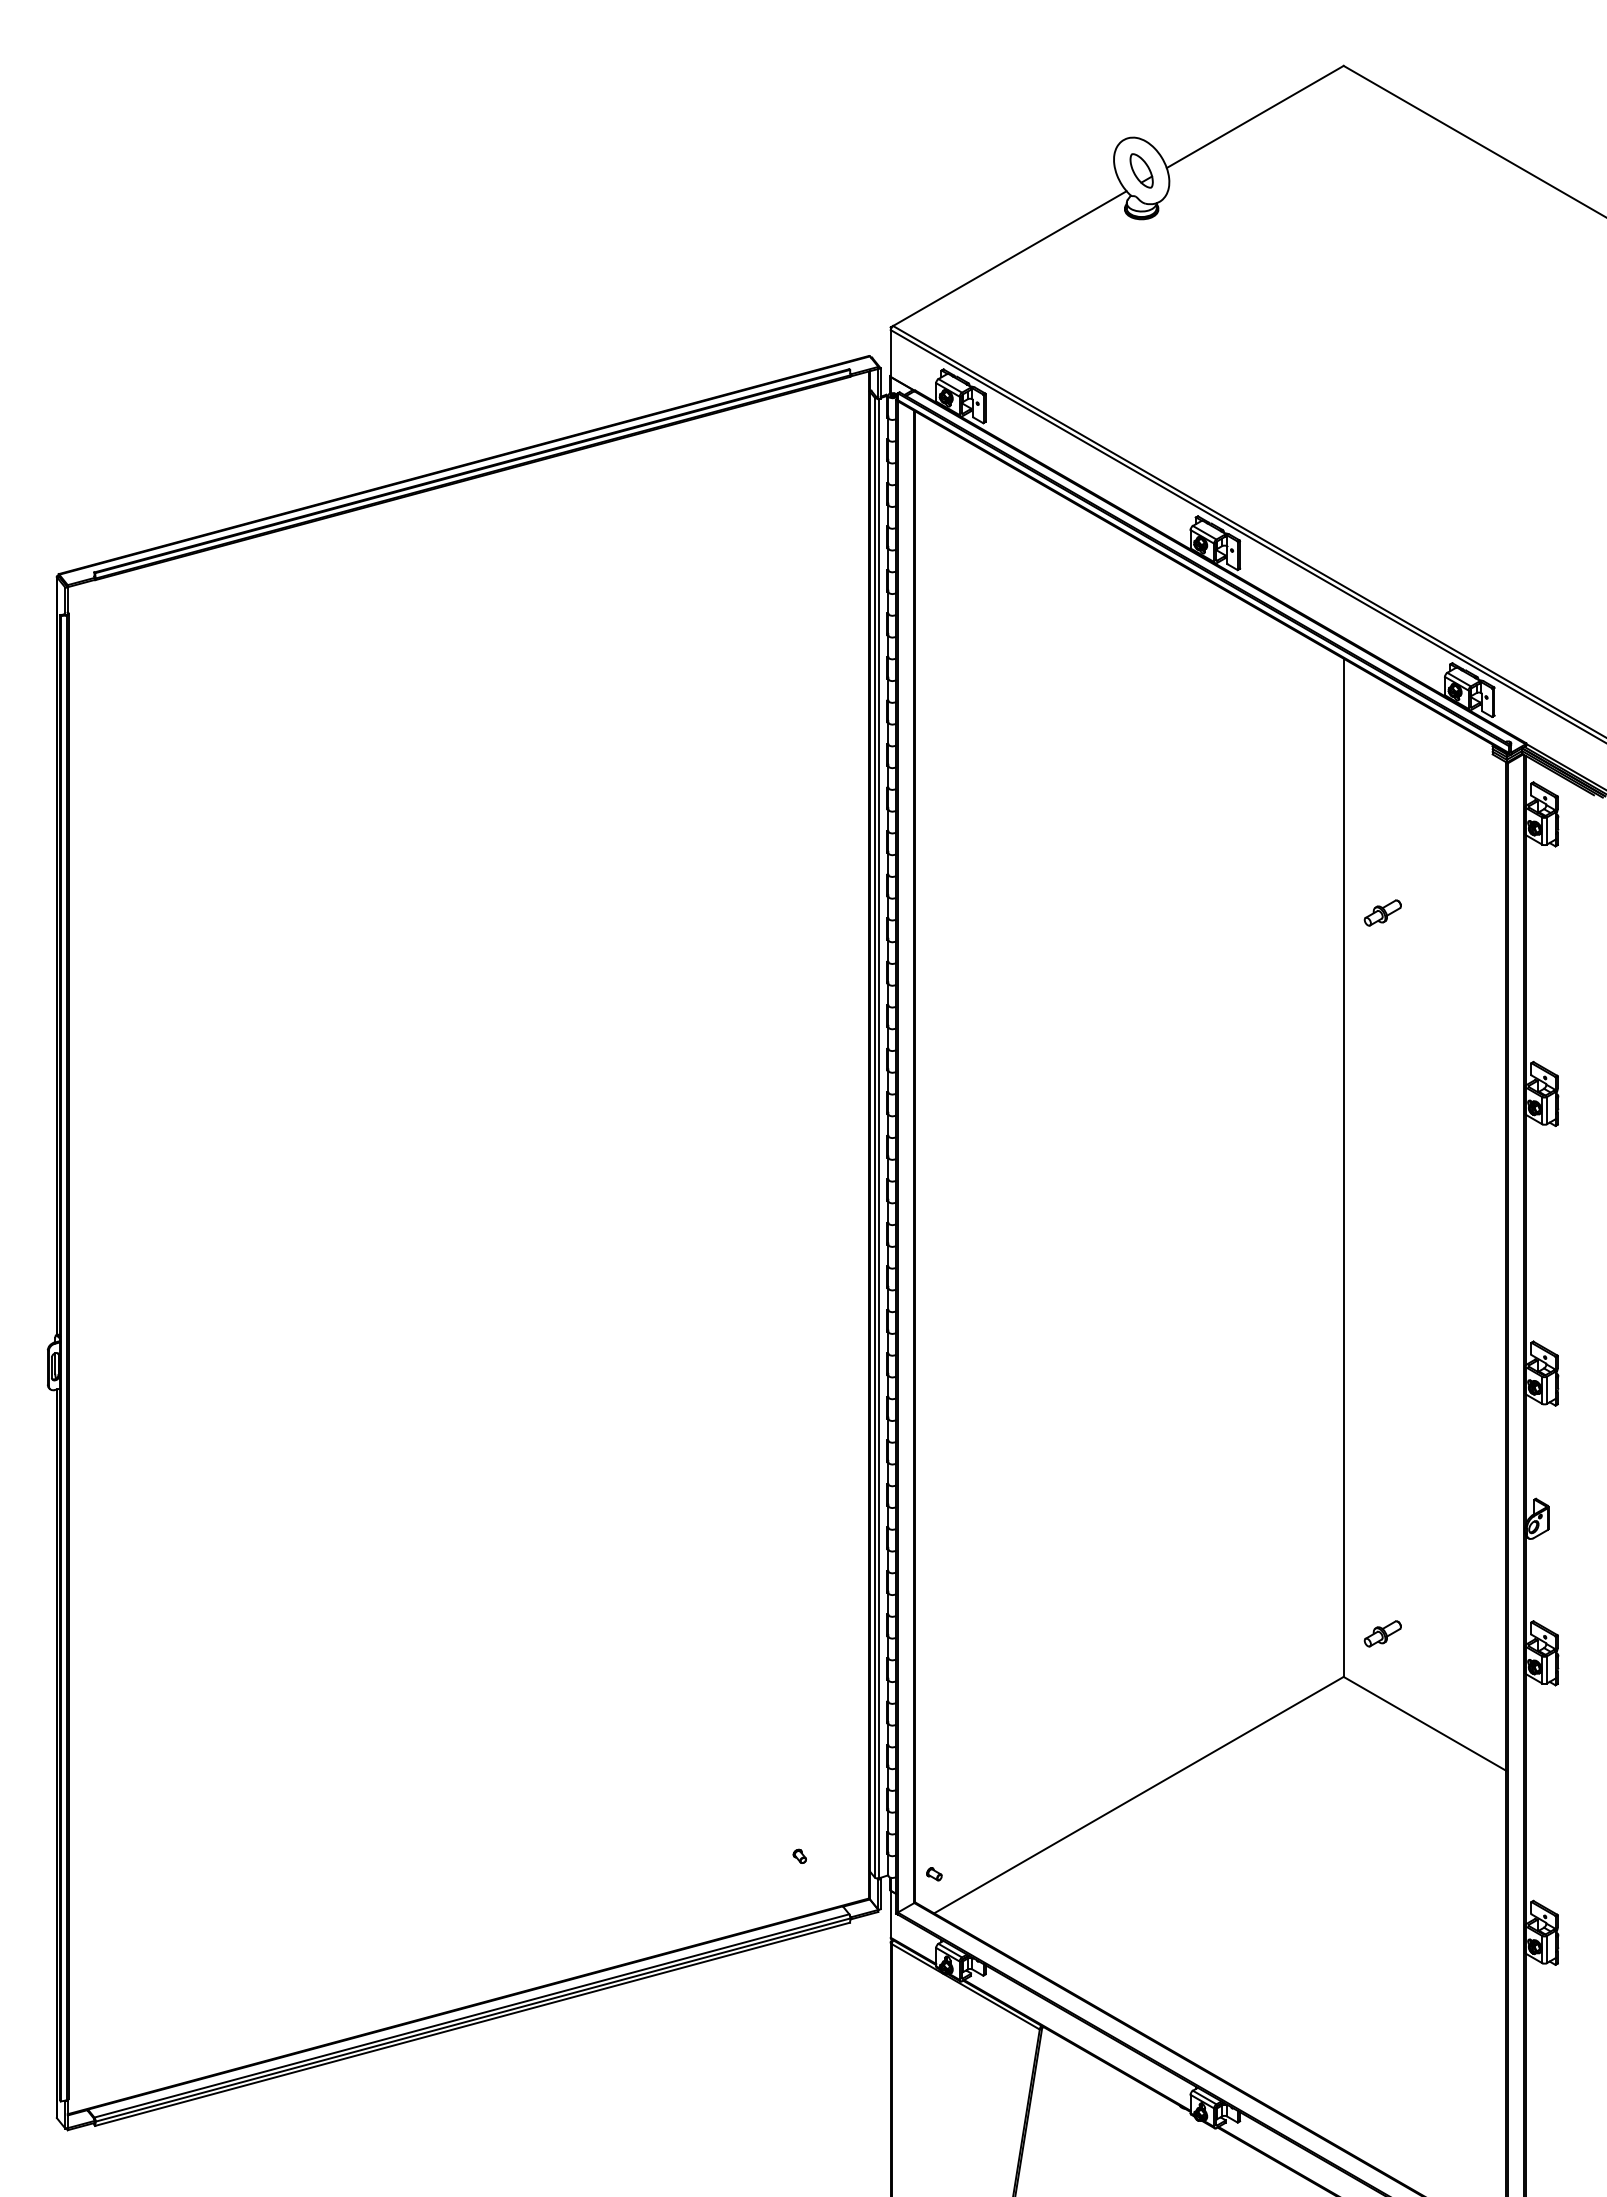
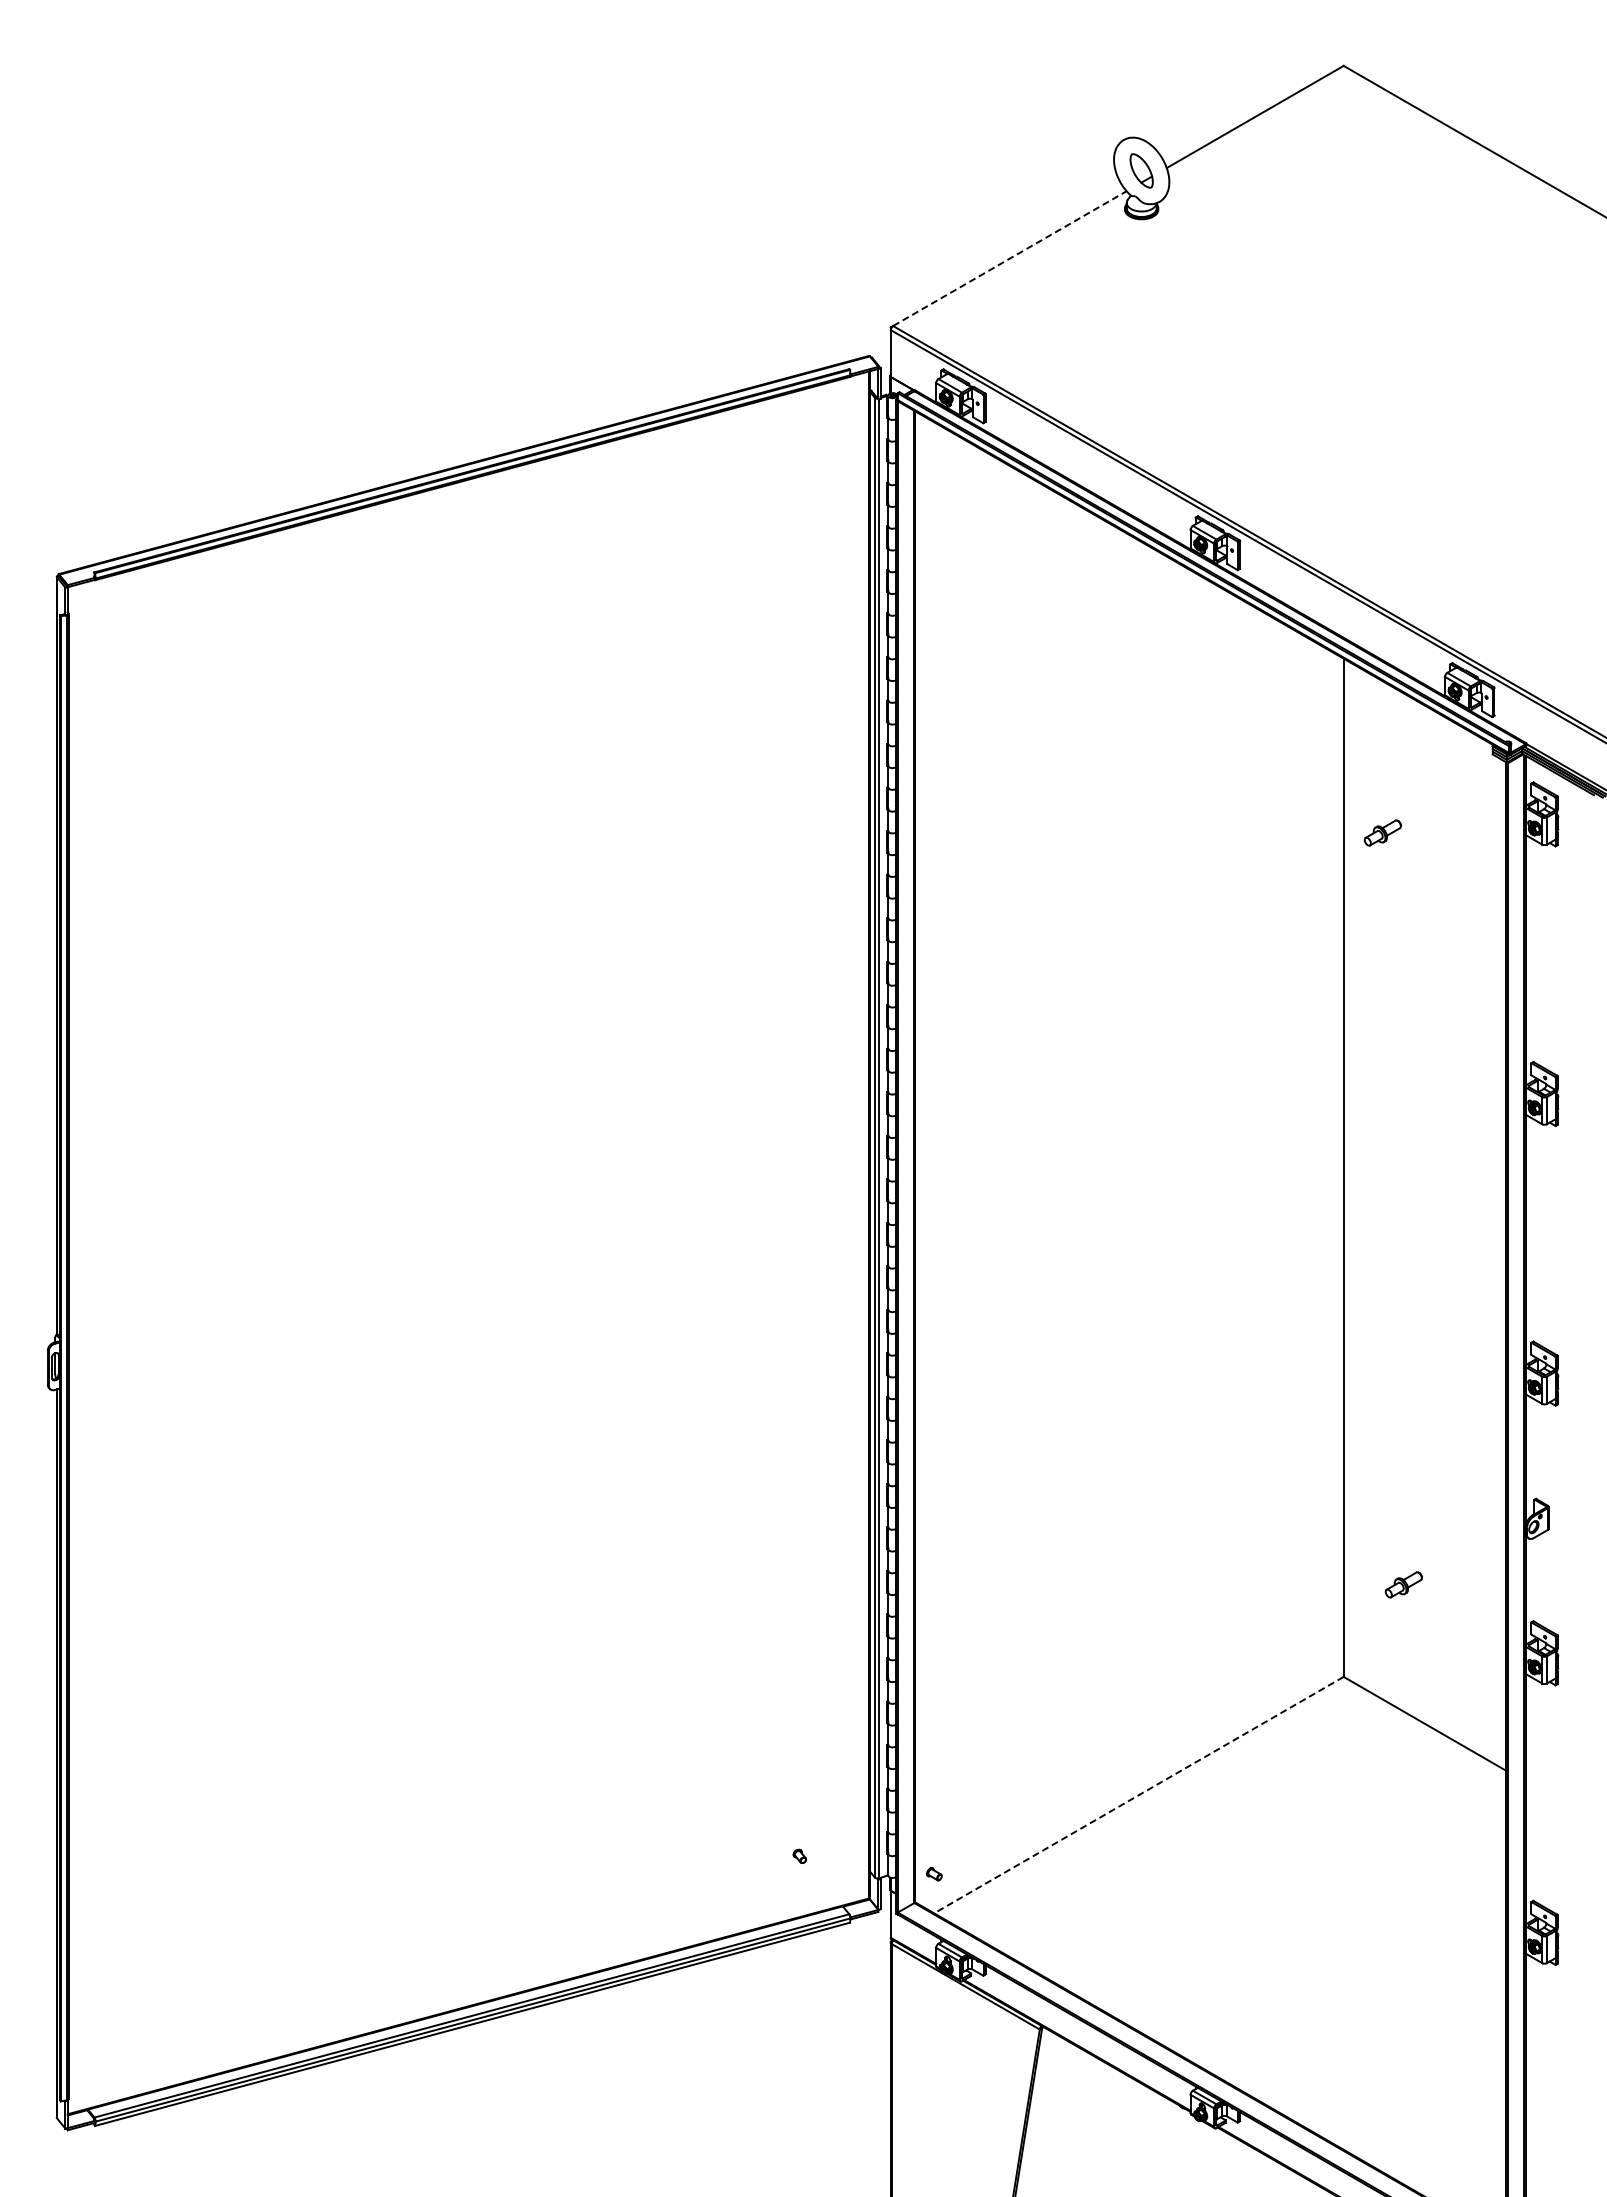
line: solid -> dashed (1009, 258)
part position: (1382, 912) -> (1382, 832) (1382, 832)
part position: (1382, 1633) -> (1403, 1584) (1403, 1584)
line: solid -> dashed (1138, 1795)
